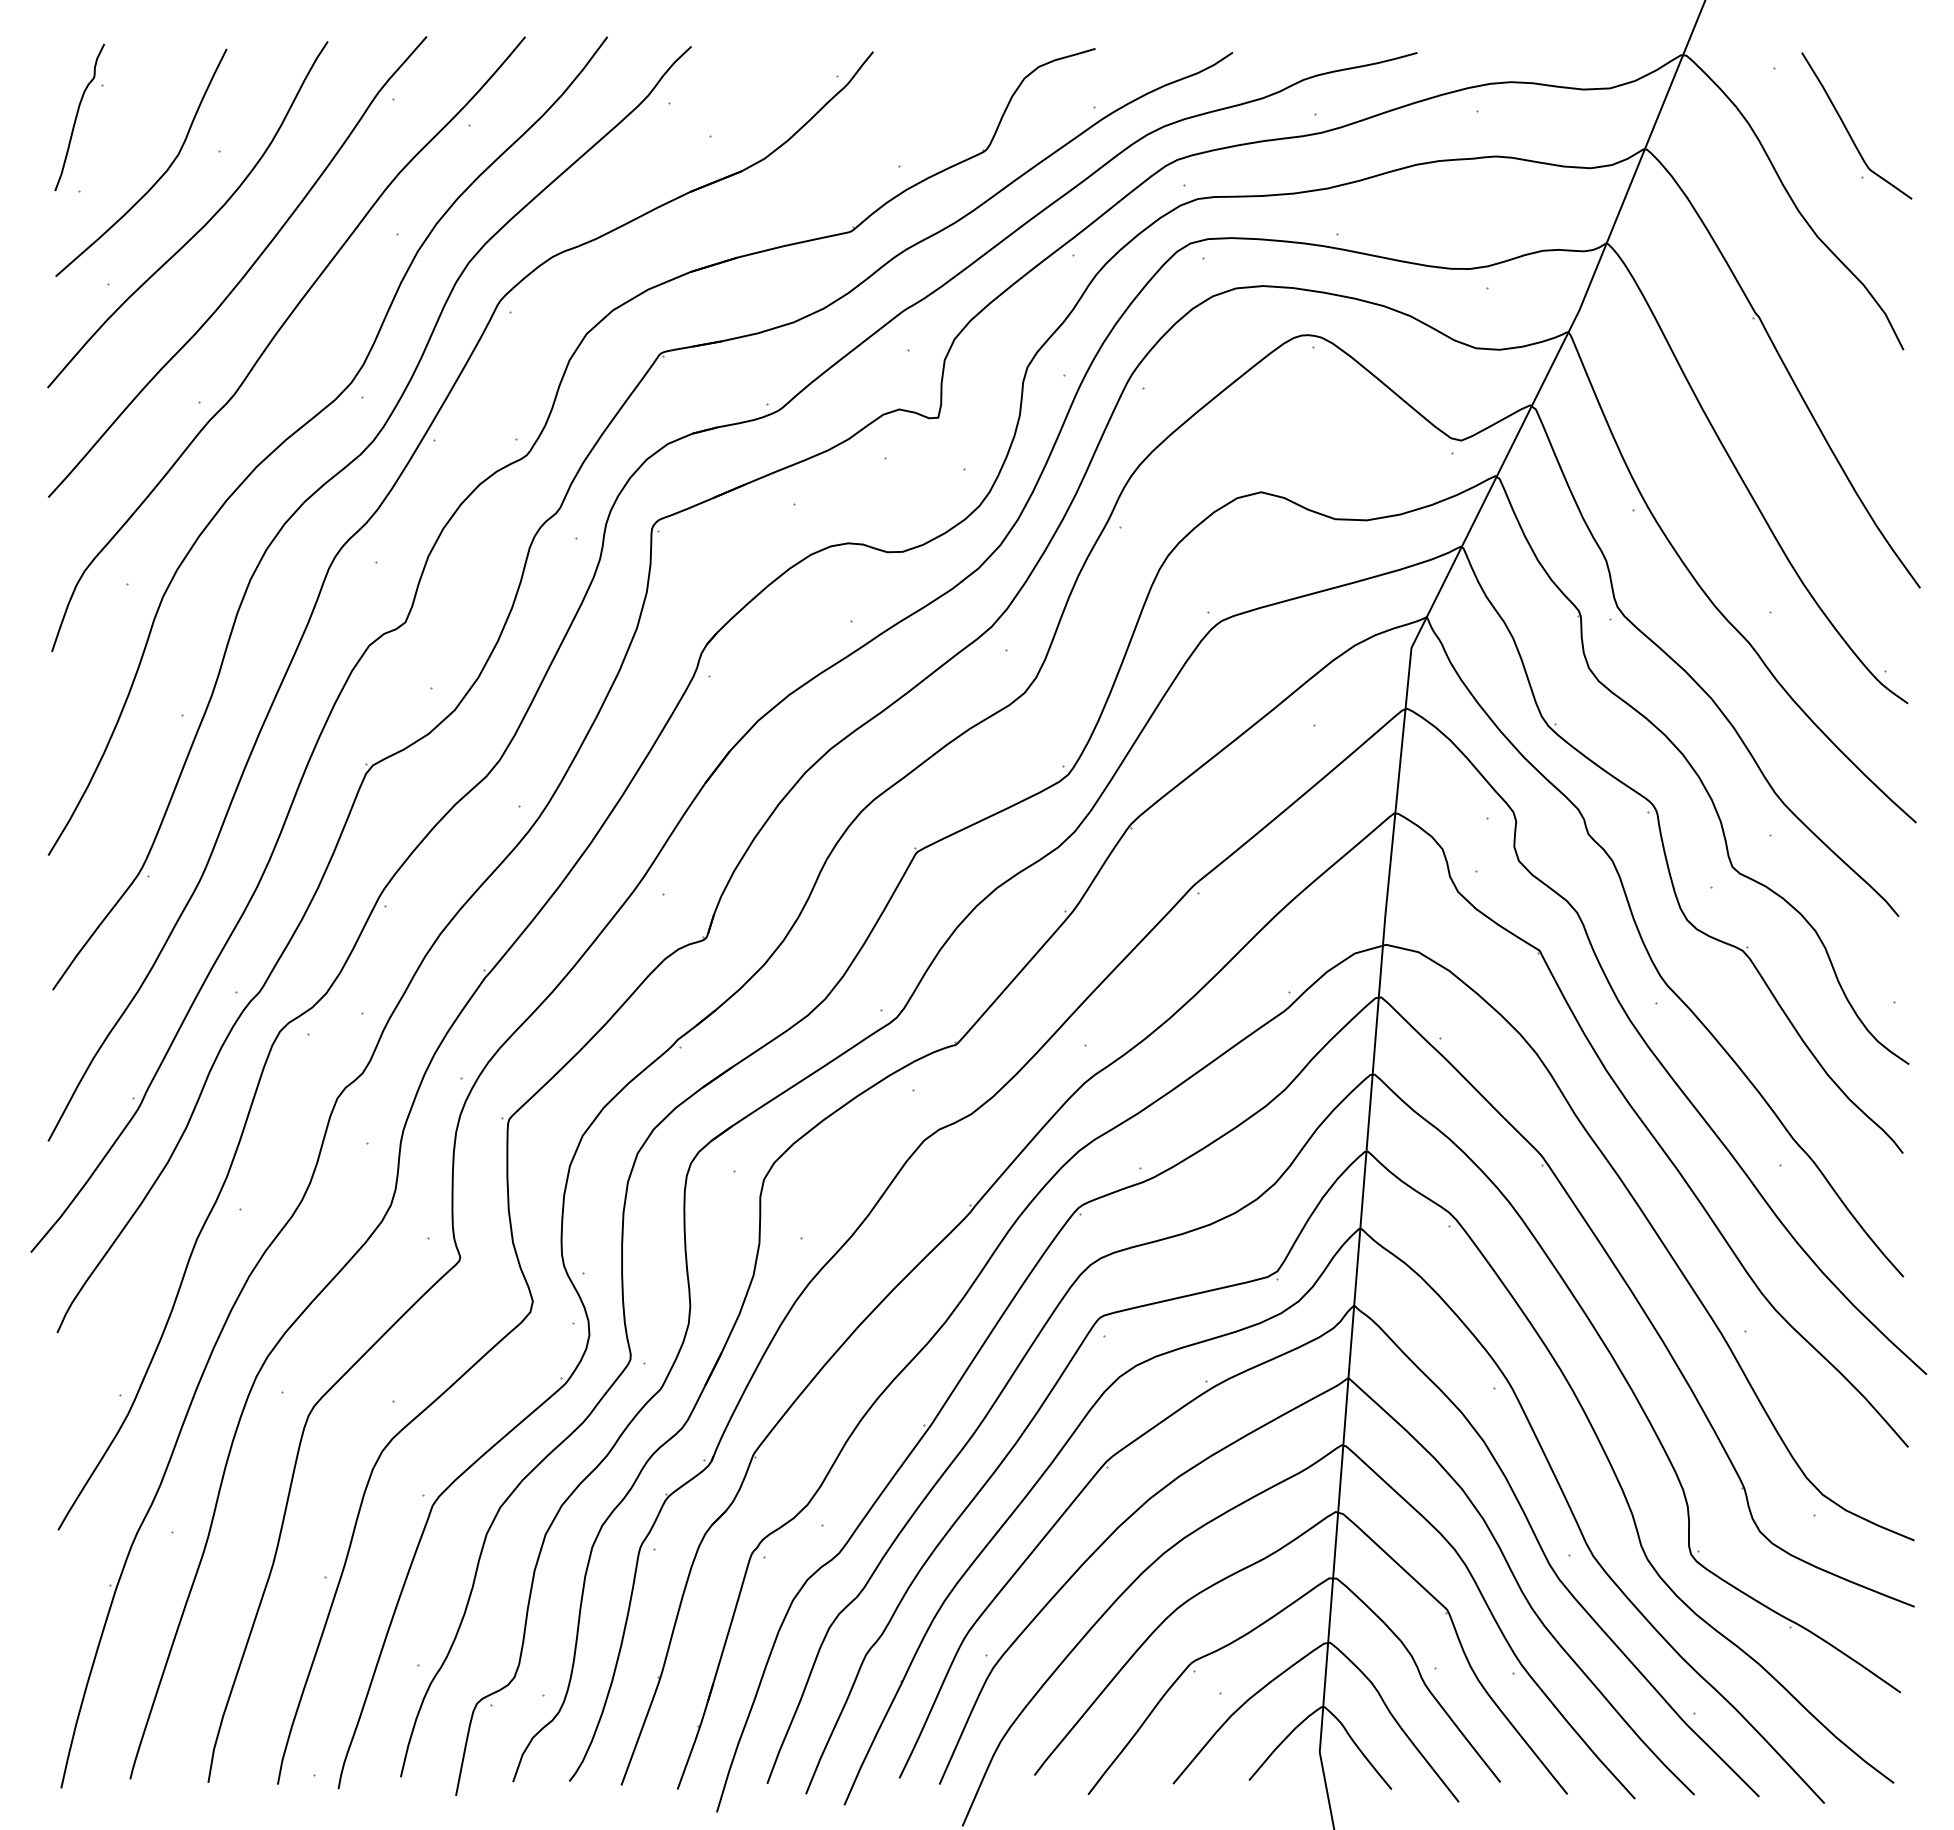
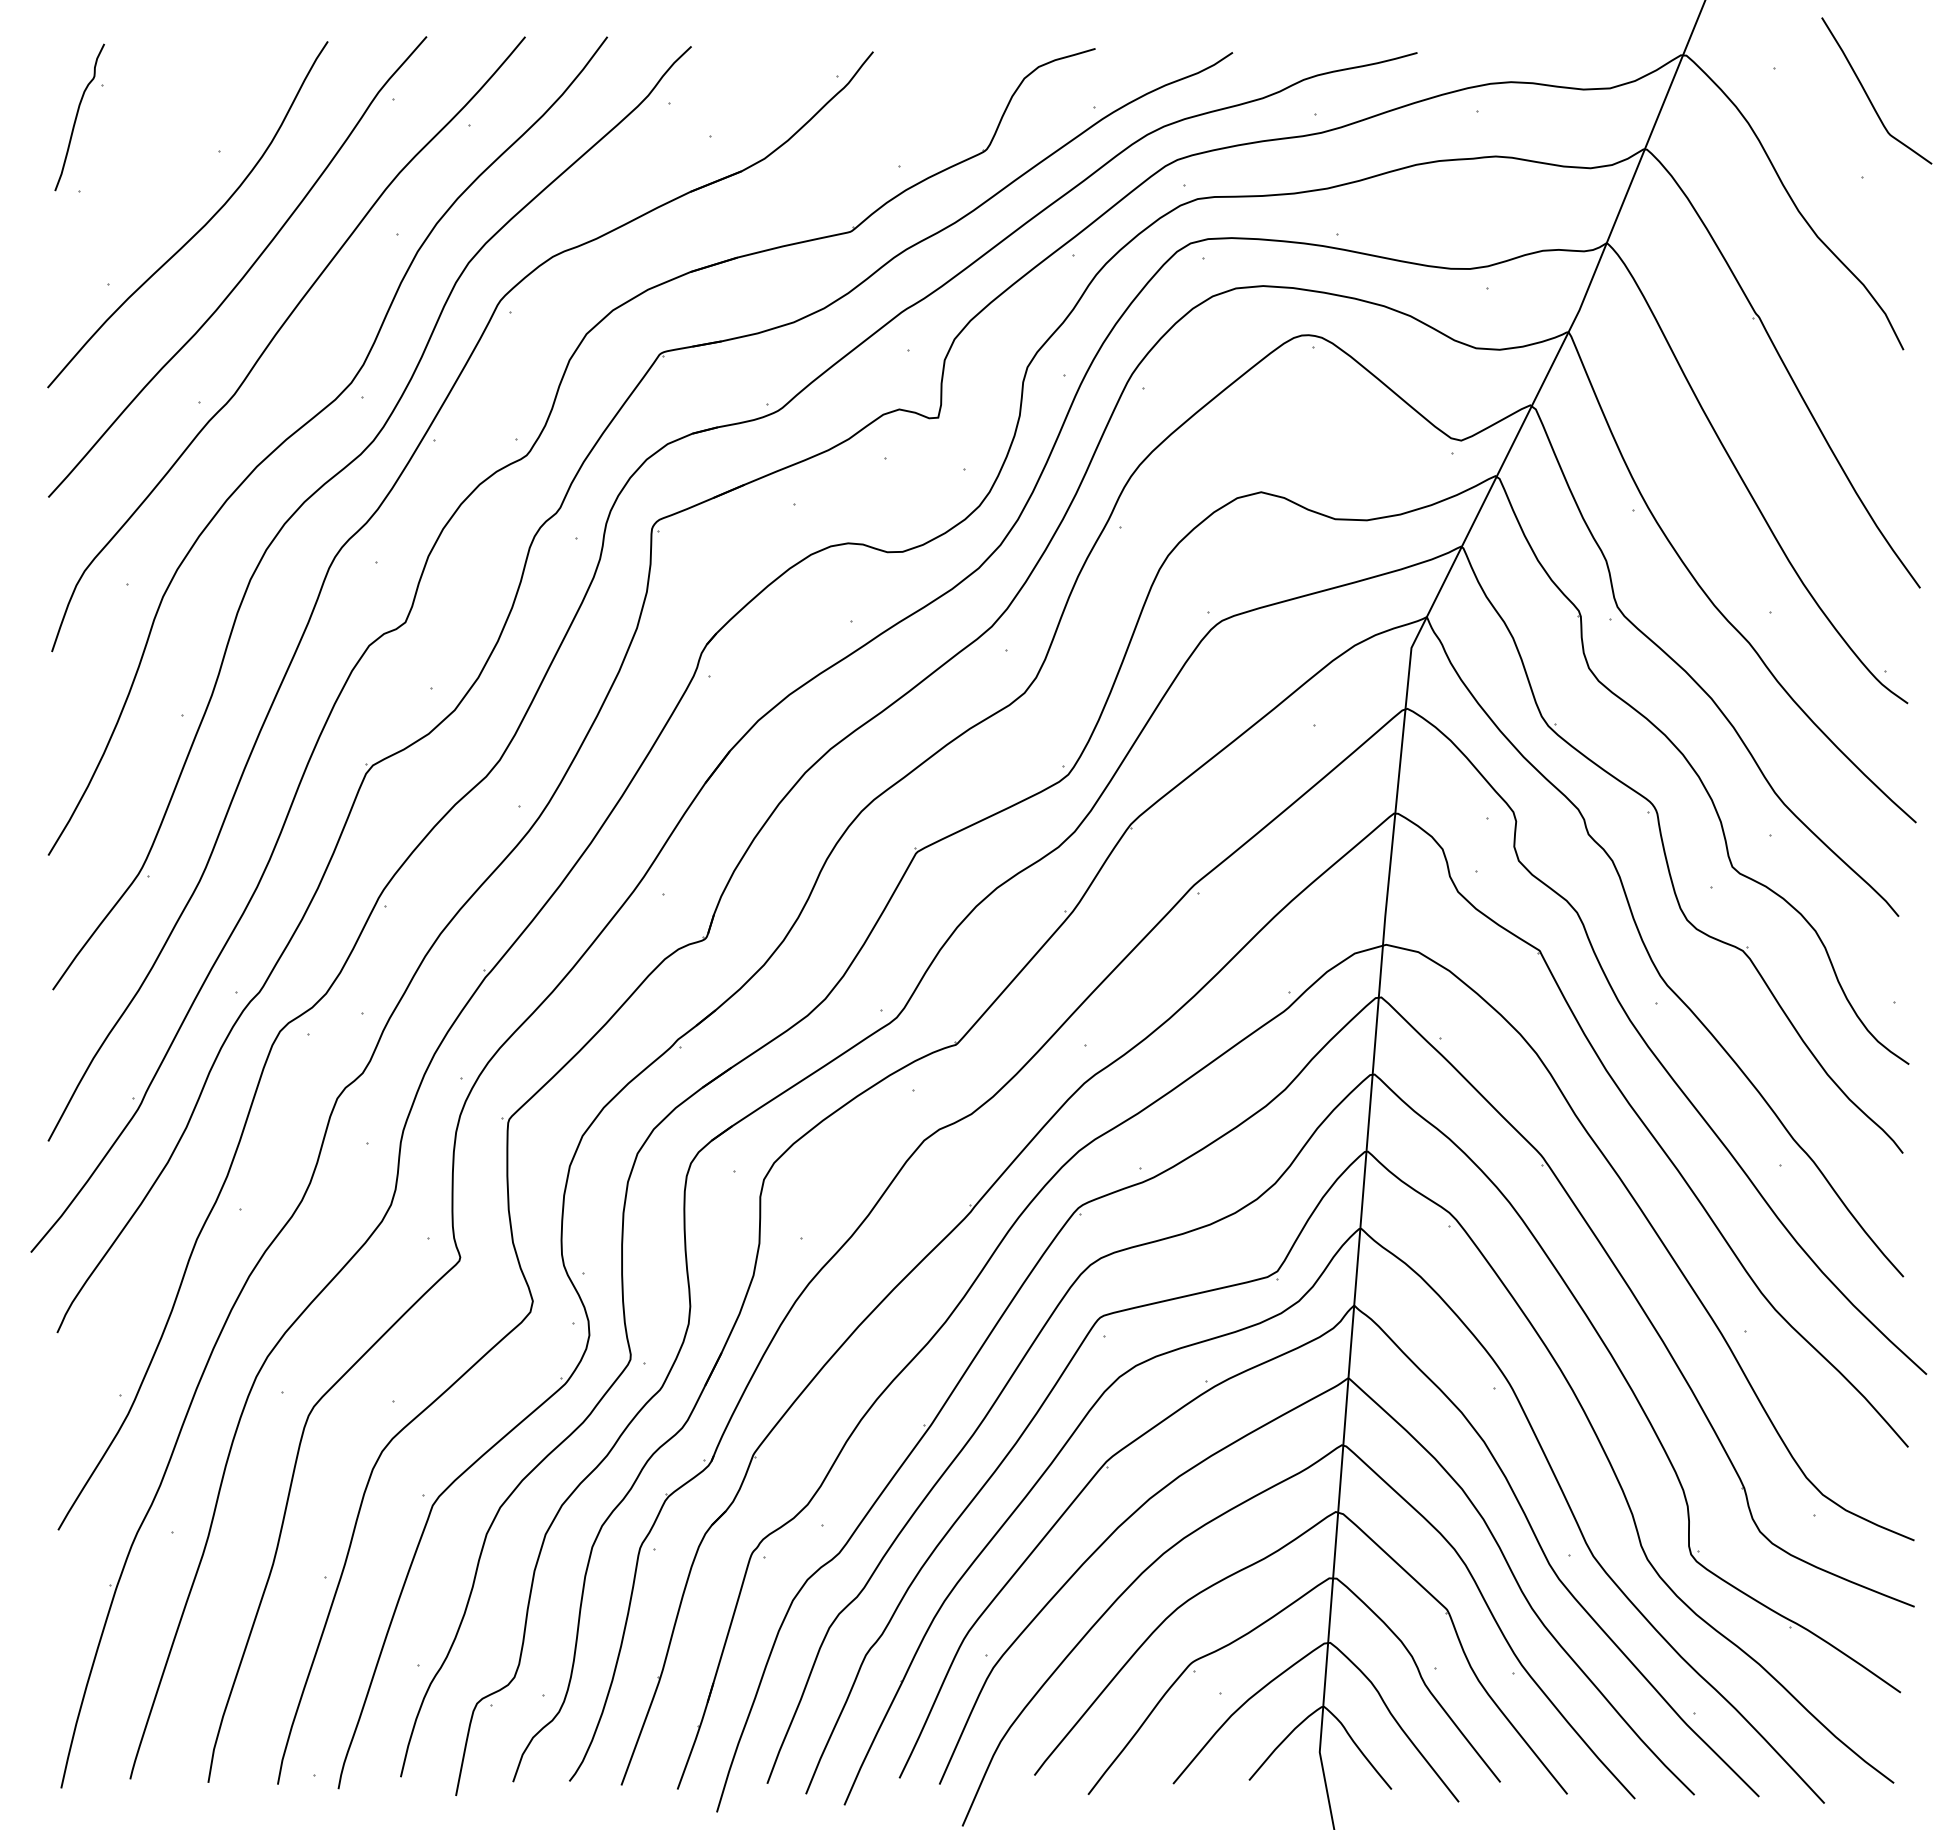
curve position: (1848, 130) -> (1868, 95) (1868, 95)
curve: present -> none (158, 178)
